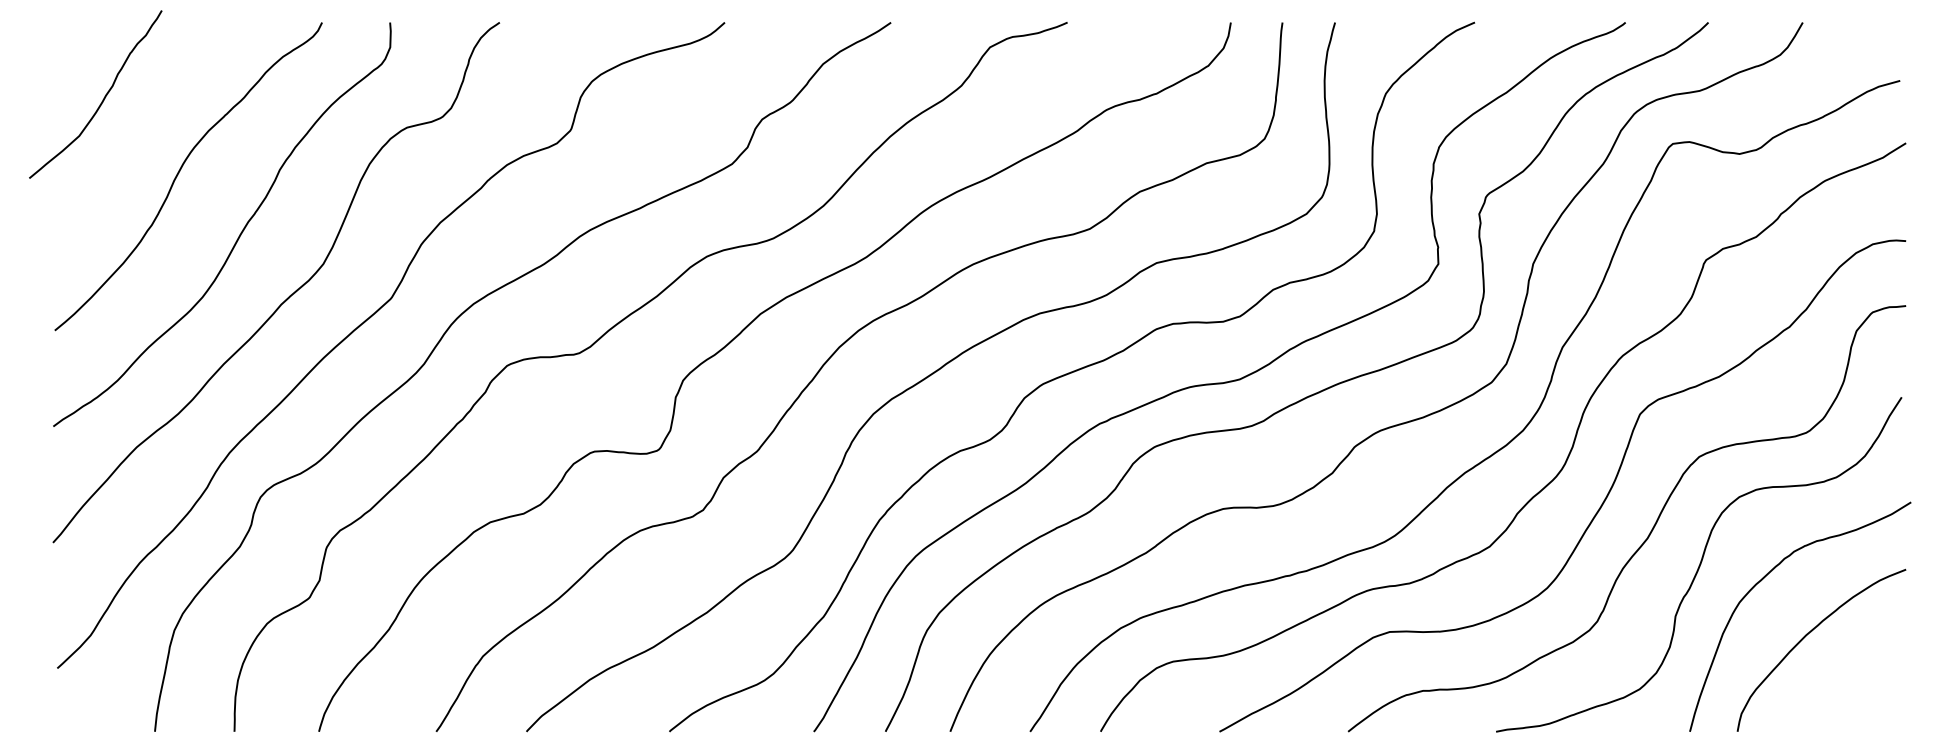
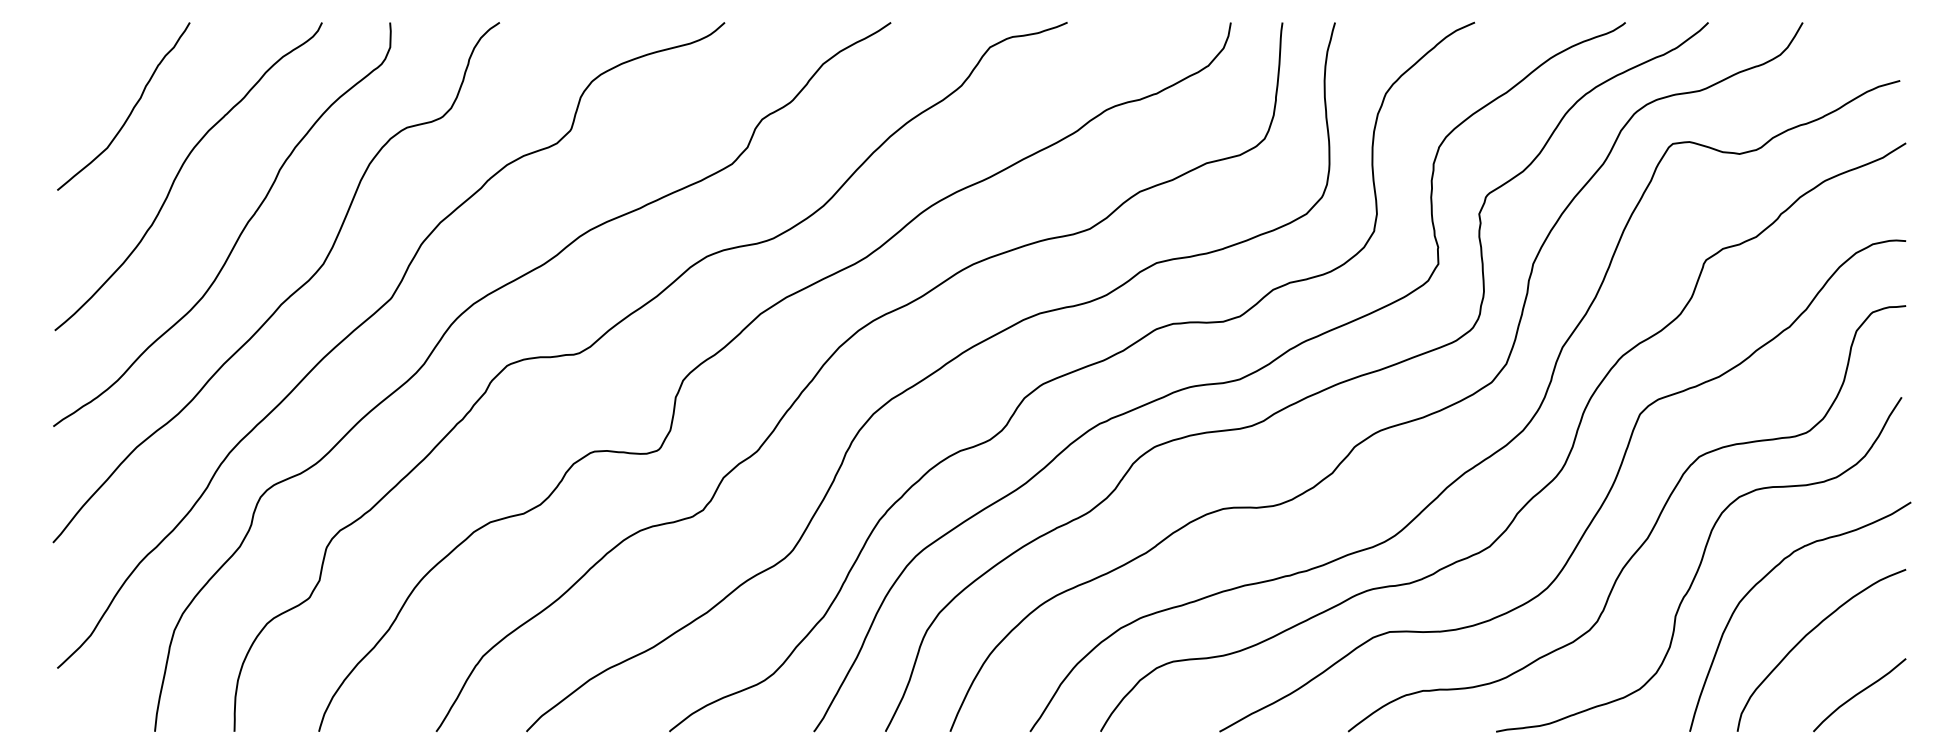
curve position: (103, 97) -> (131, 109) (131, 109)
curve: none -> present (1858, 694)
